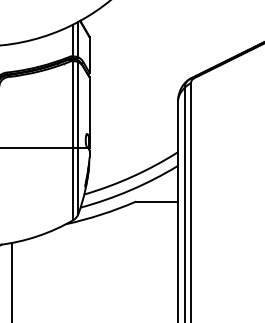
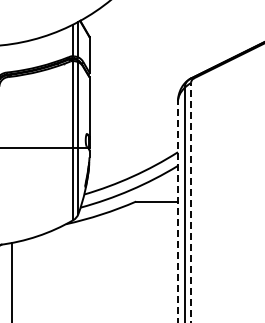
line: solid -> dashed (191, 202)
line: solid -> dashed (177, 211)
